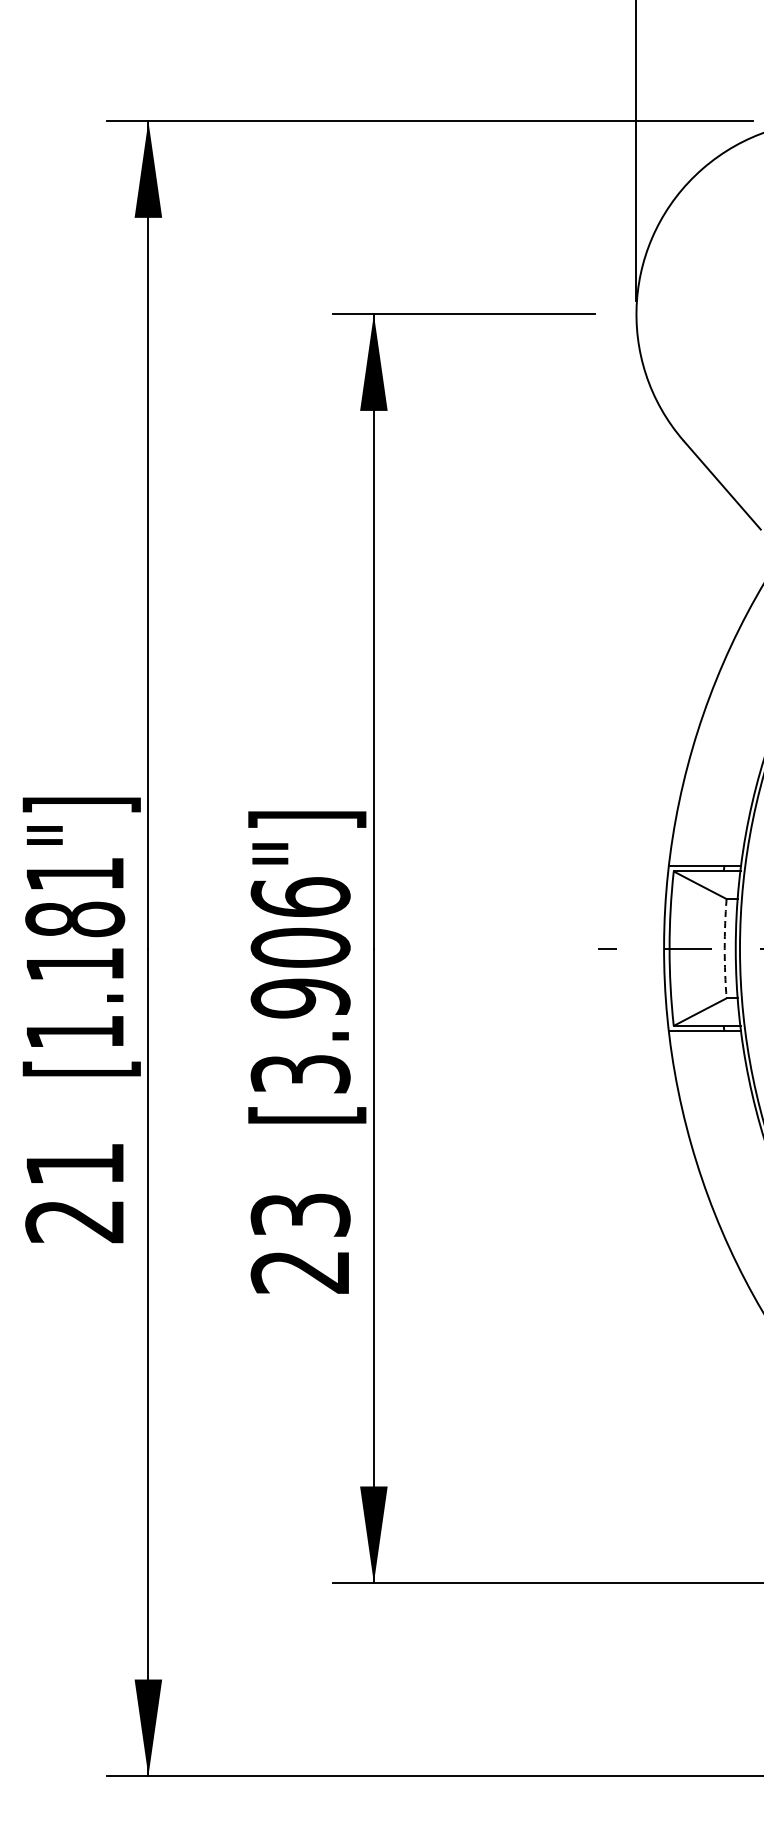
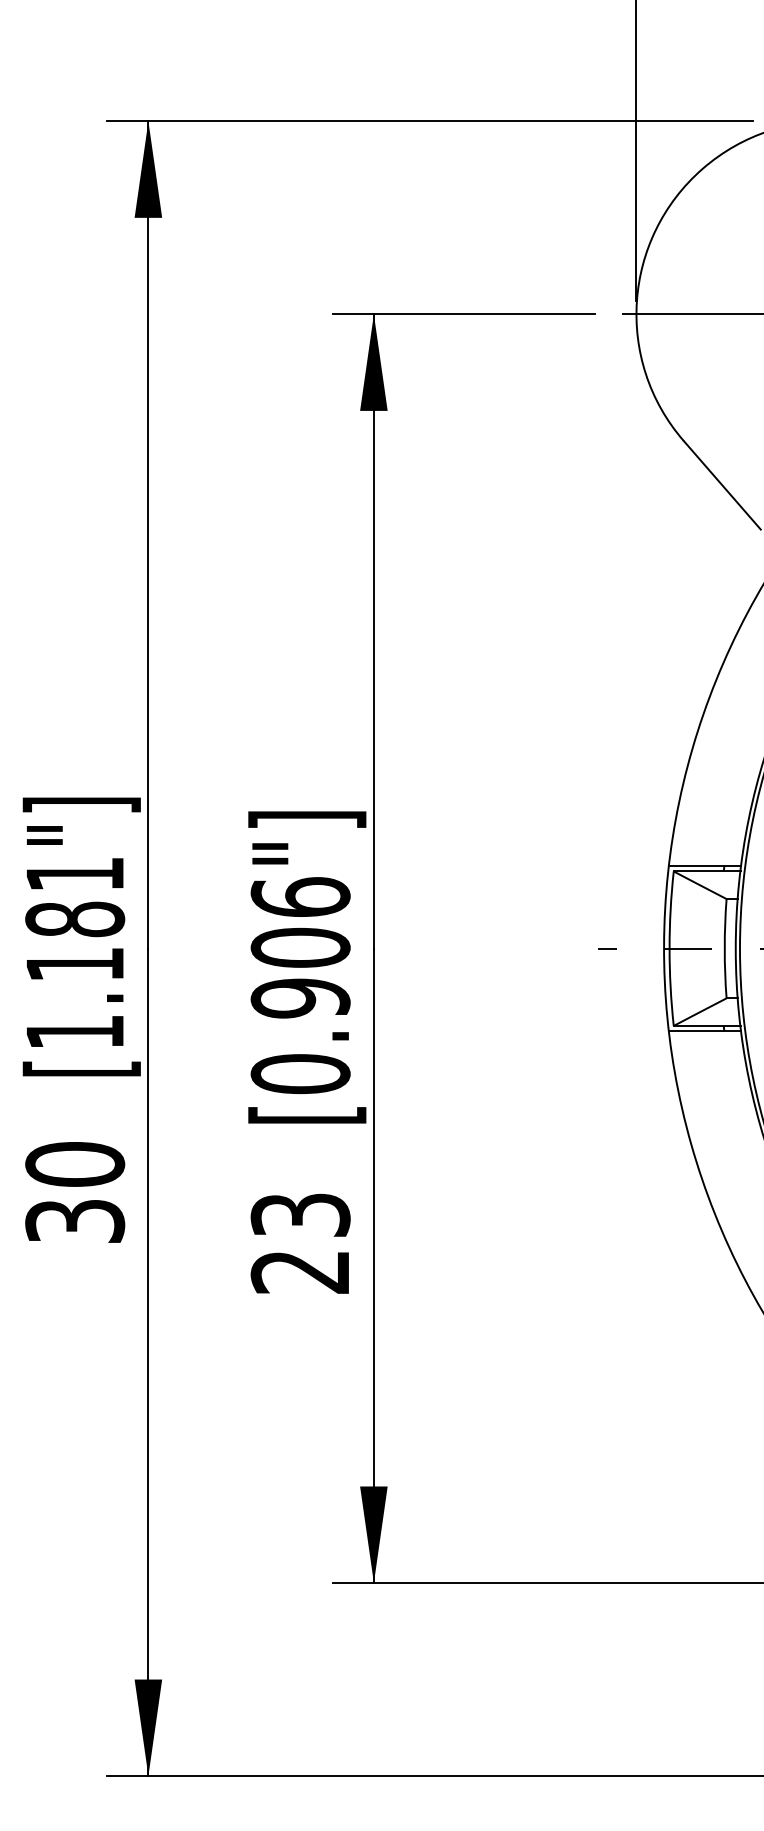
line: none -> present (691, 314)
arc: dashed -> solid (724, 948)
text: [3.906"] -> [0.906"] (300, 1074)
text: 21 -> 30 (75, 1192)
